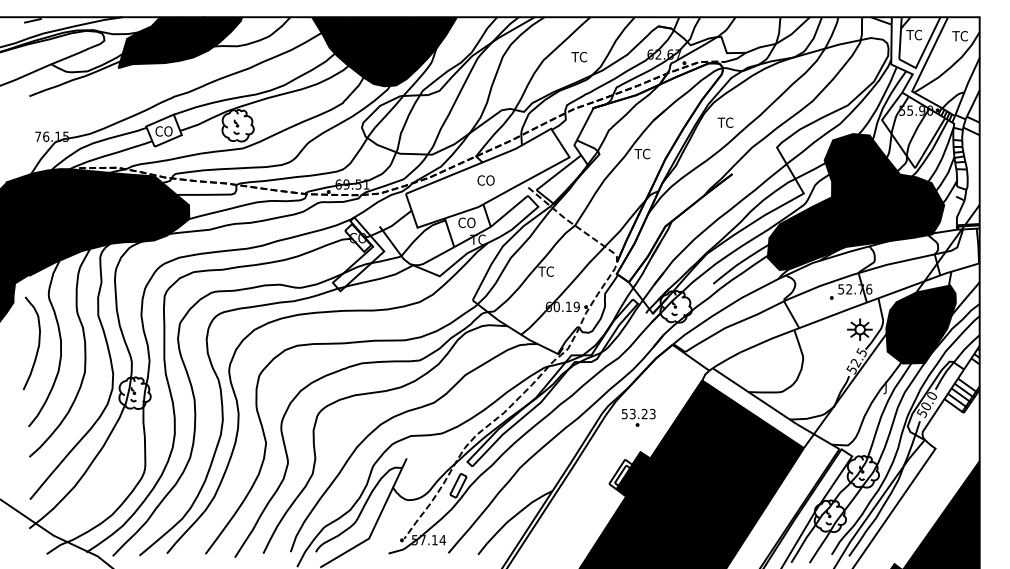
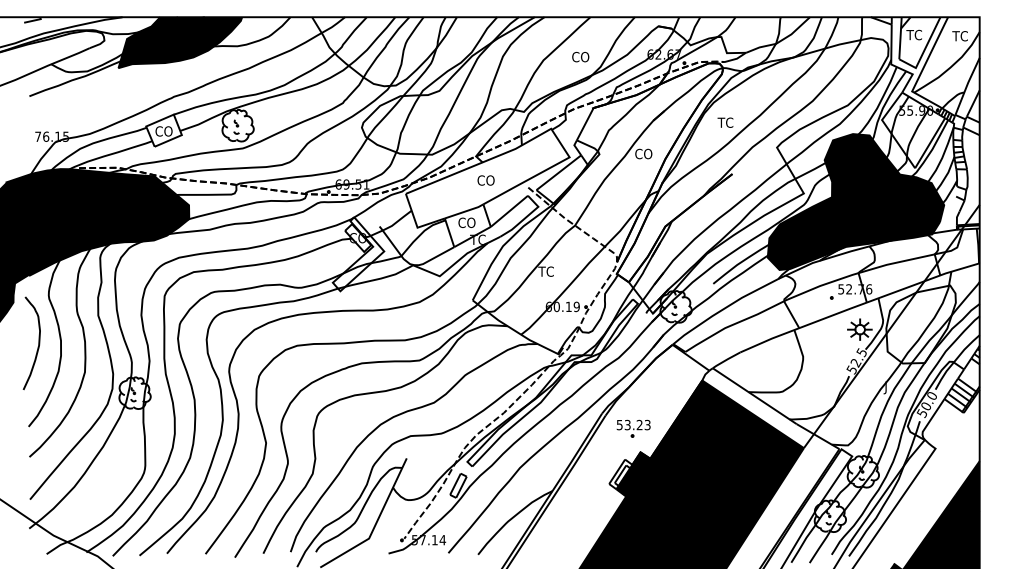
fill: present -> none (384, 51)
text: TC -> CO (580, 56)
text: TC -> CO (643, 153)
fill: present -> none (920, 324)
part position: (638, 417) -> (633, 428) (633, 428)
